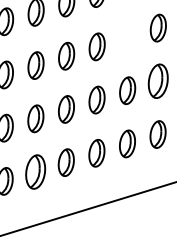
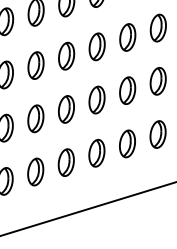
part: none -> present (127, 37)
part size: 22x36 px -> 18x29 px (157, 81)
part size: 22x36 px -> 18x30 px (35, 171)
